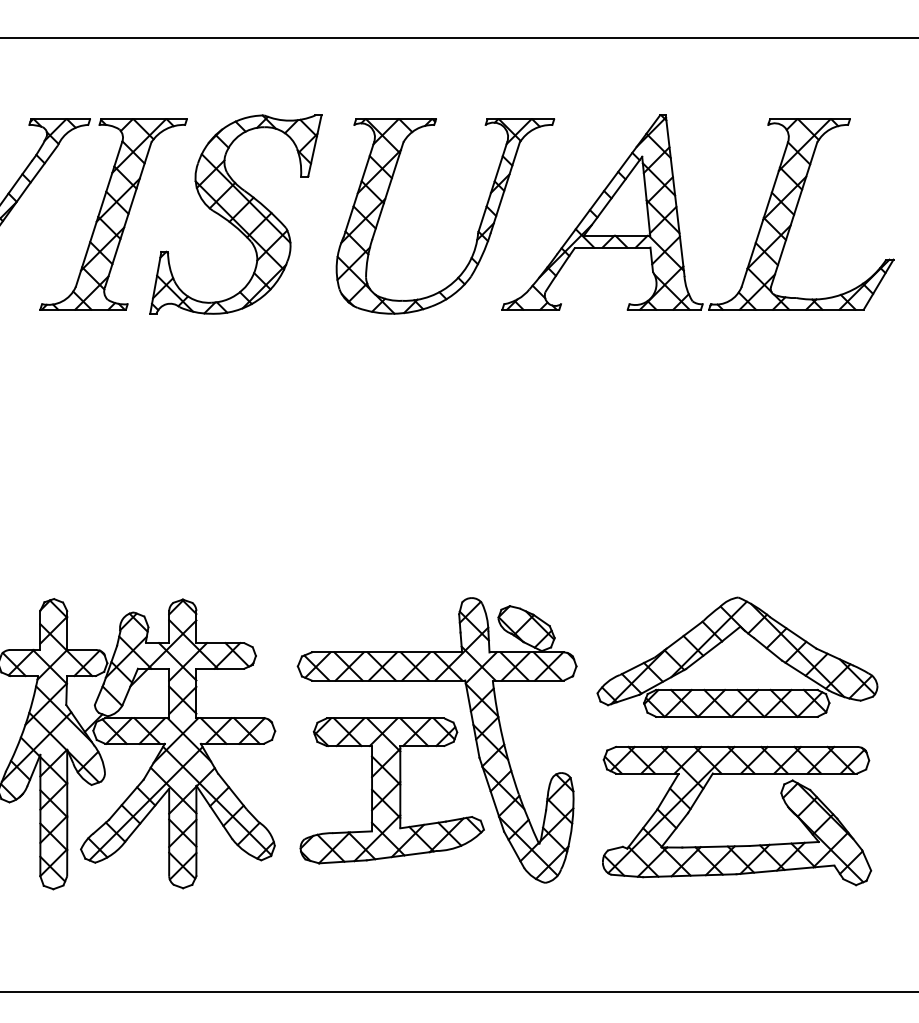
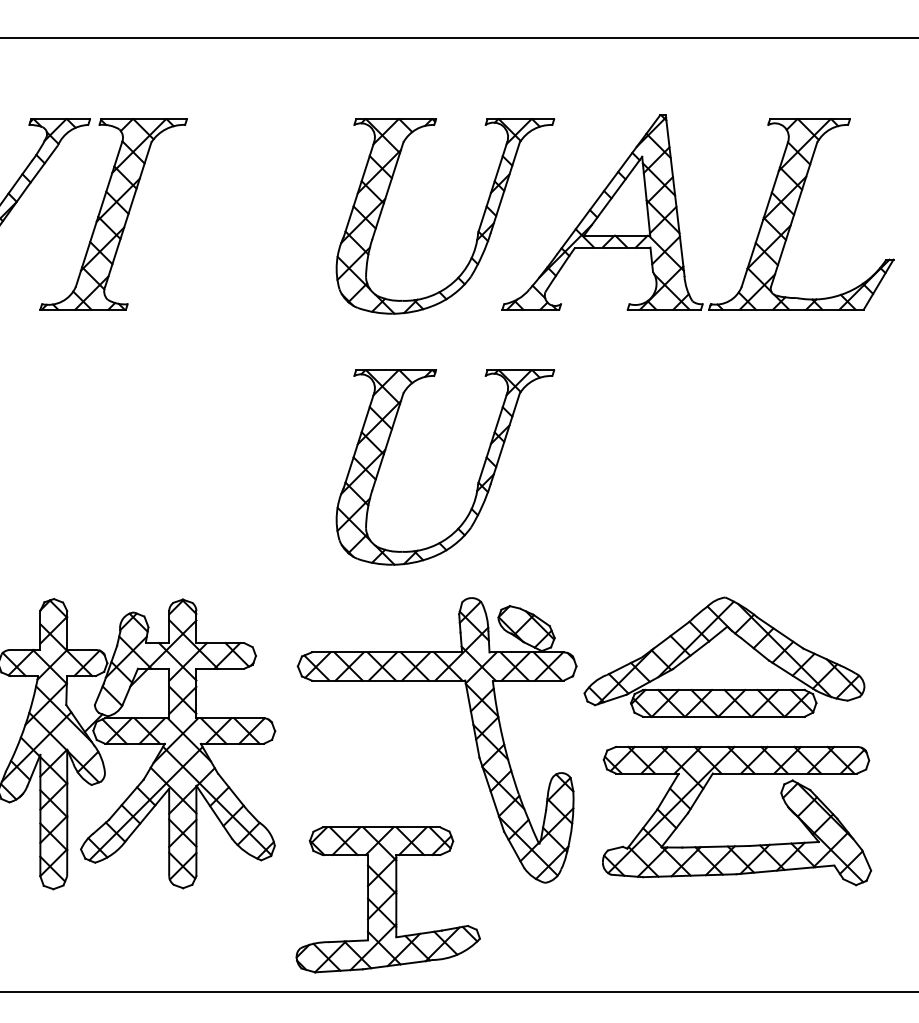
part: present -> none (235, 214)
part: none -> present (479, 475)
part position: (726, 639) -> (713, 639) (713, 639)
part position: (391, 790) -> (387, 899) (387, 899)
